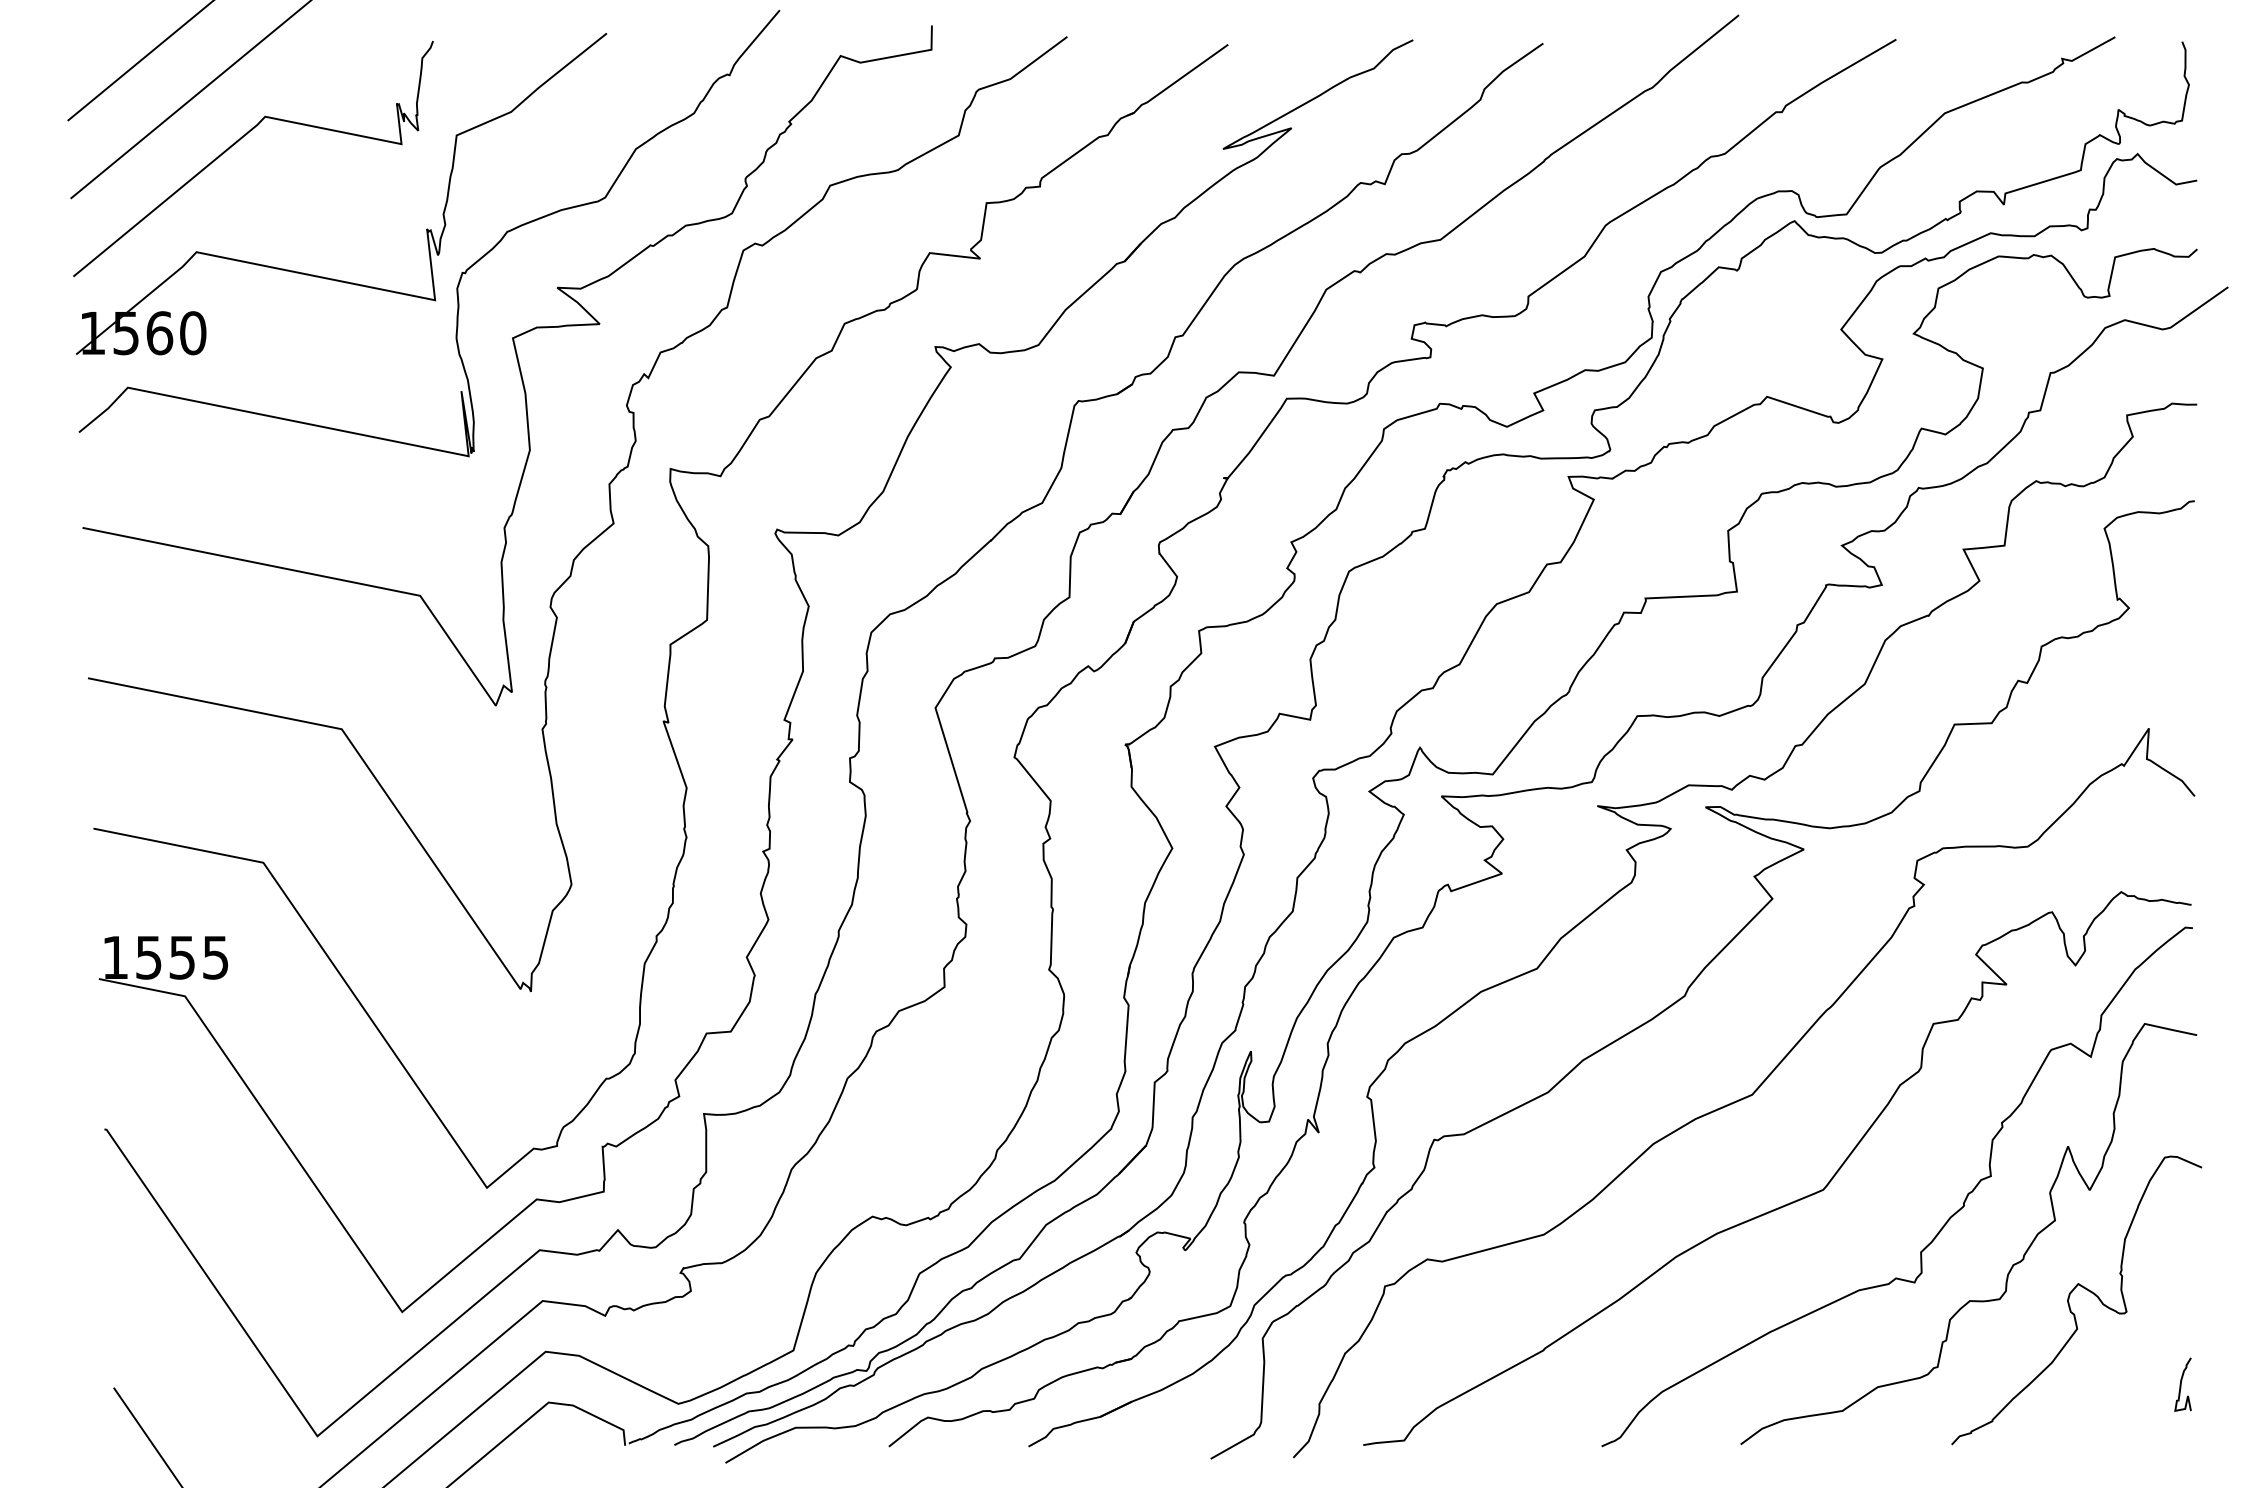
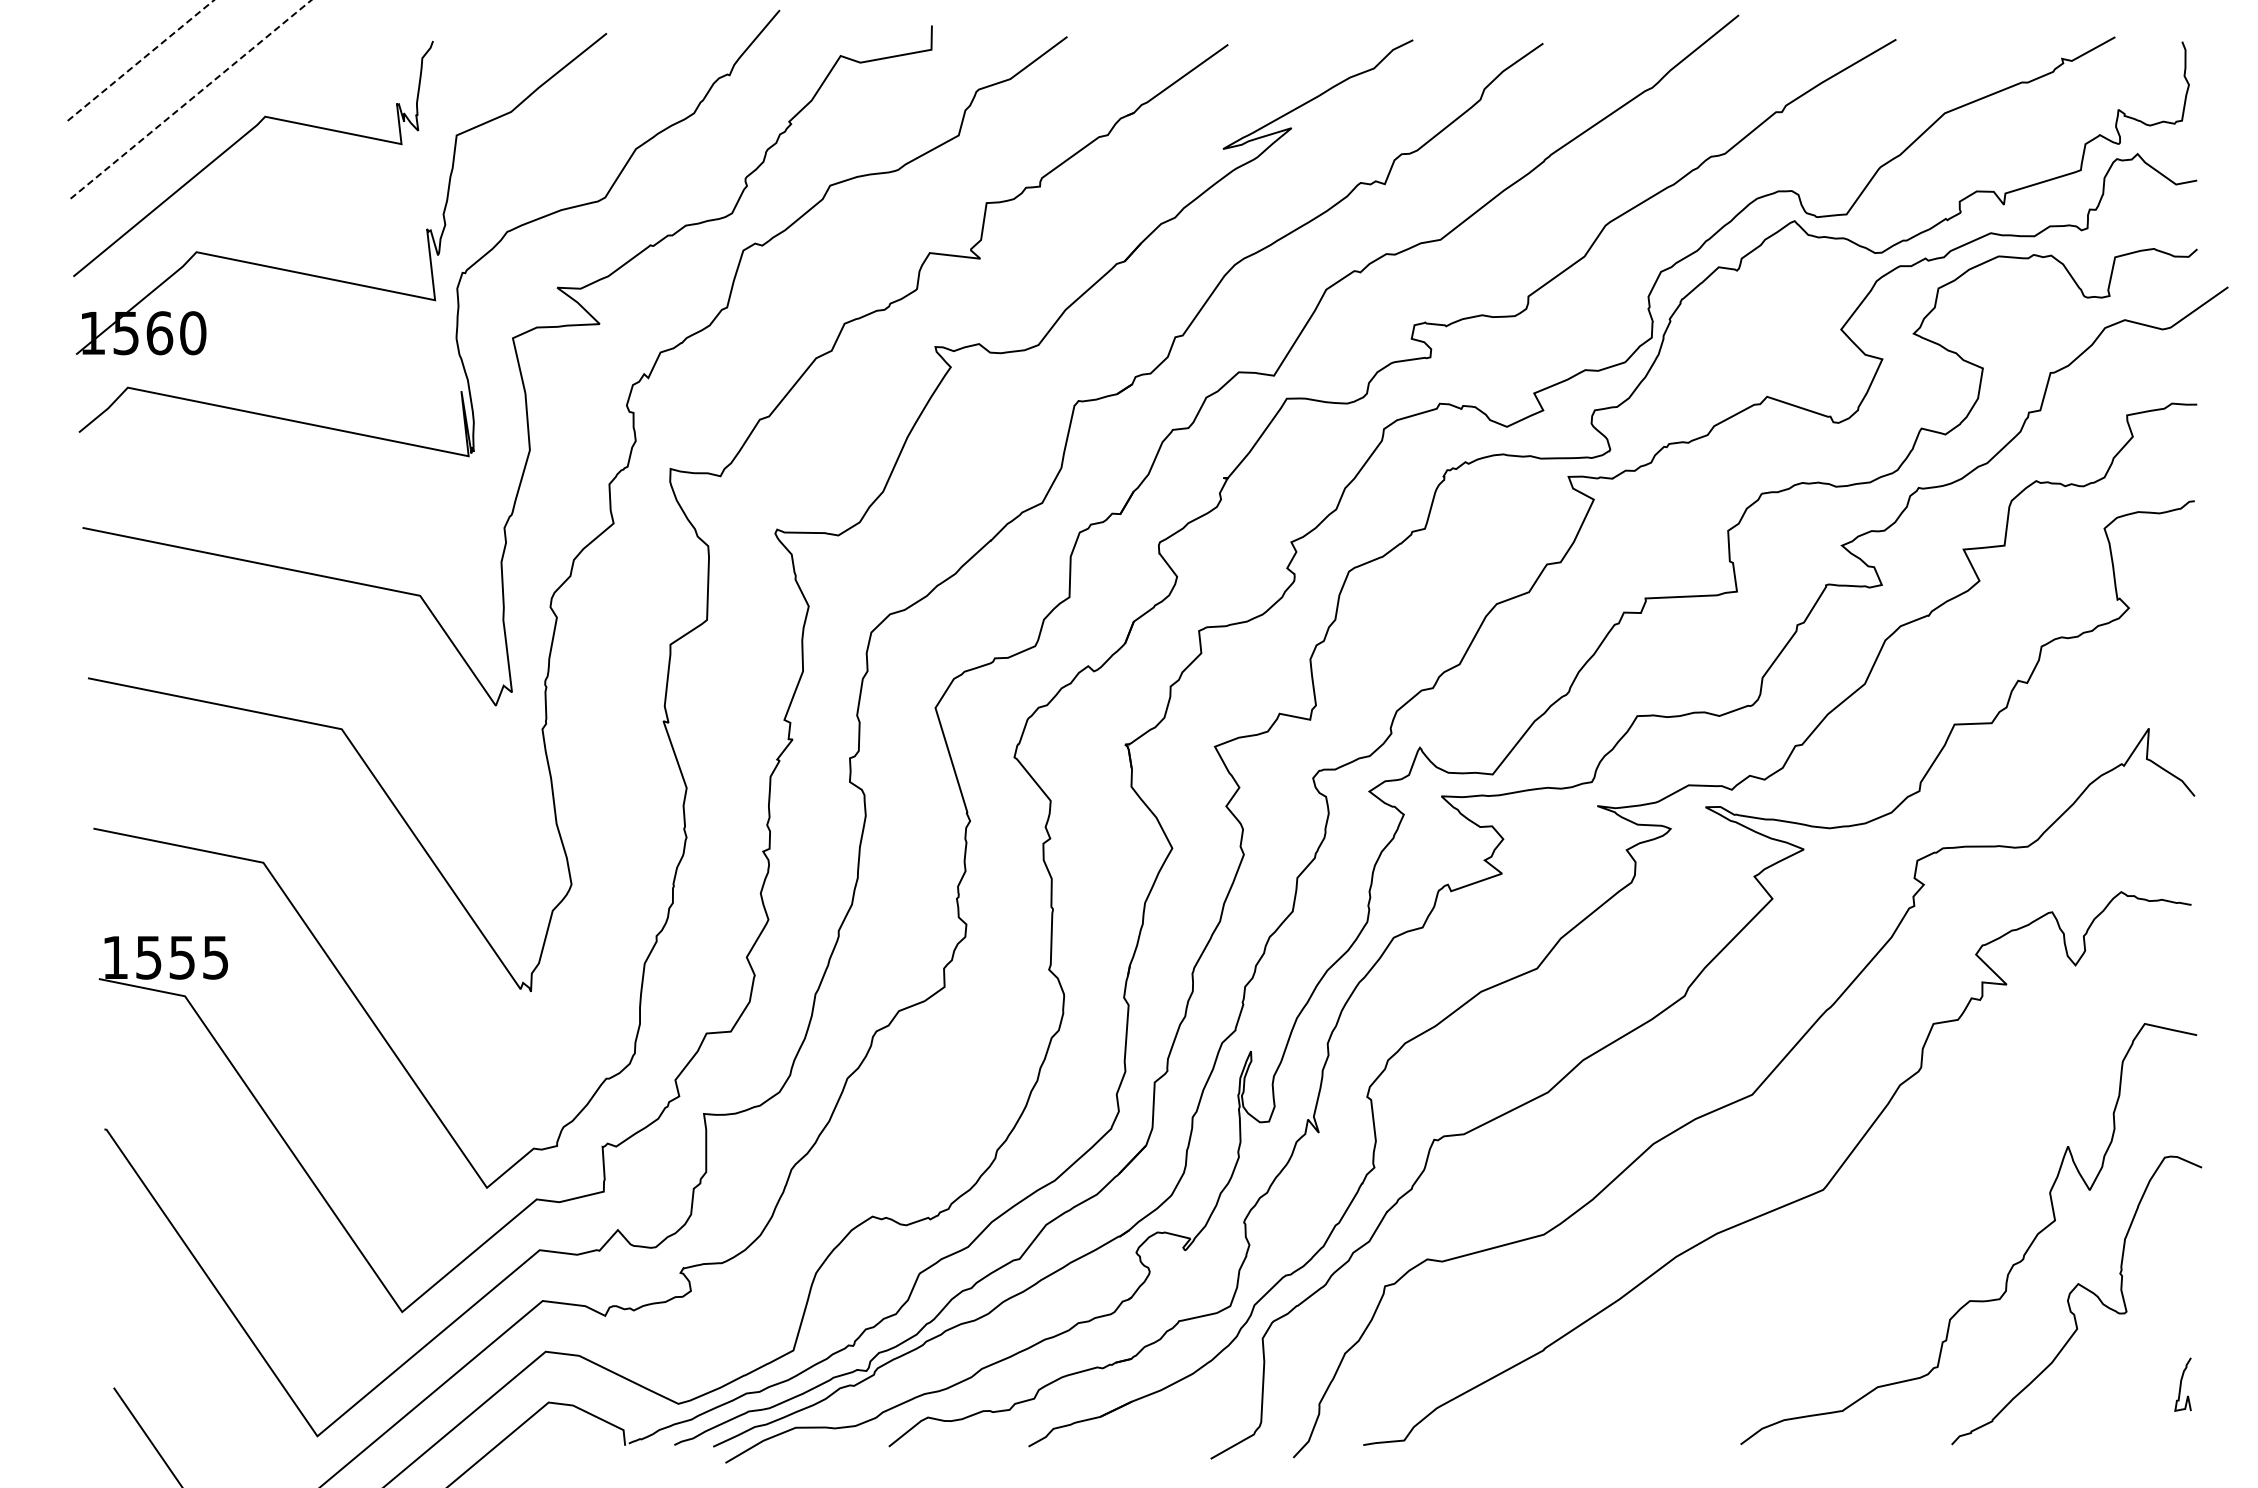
line: solid -> dashed (140, 60)
line: solid -> dashed (190, 99)
curve: present -> none (1944, 1223)
